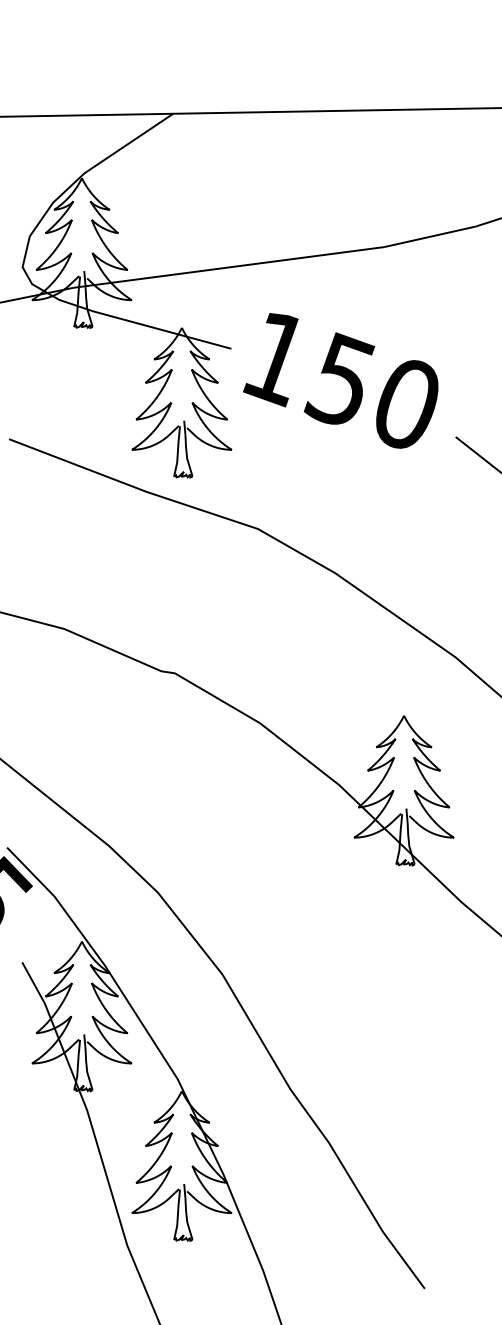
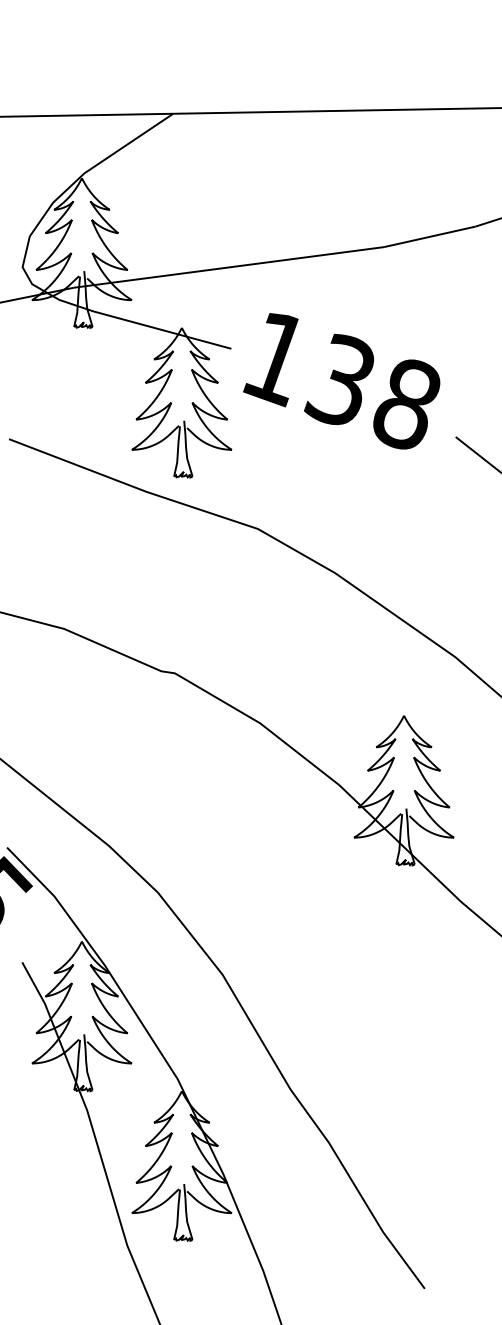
text: 150 -> 138 (371, 390)
